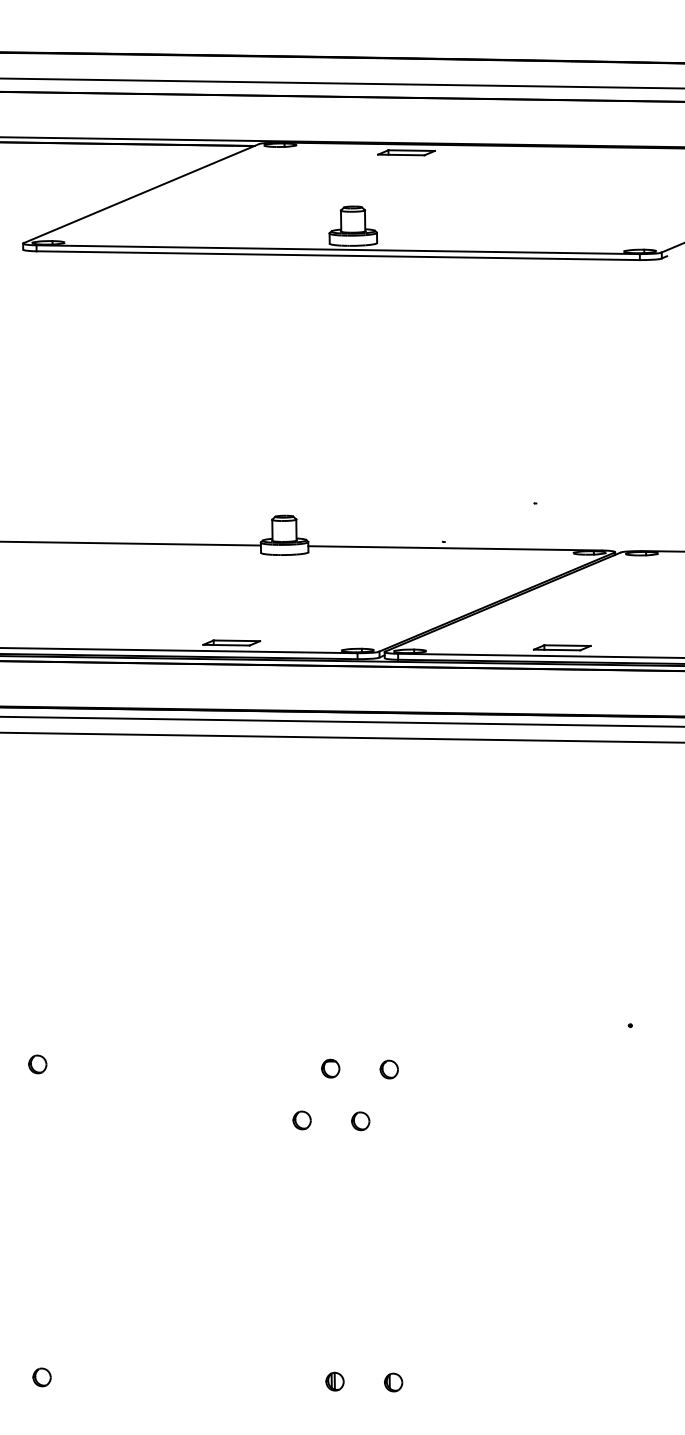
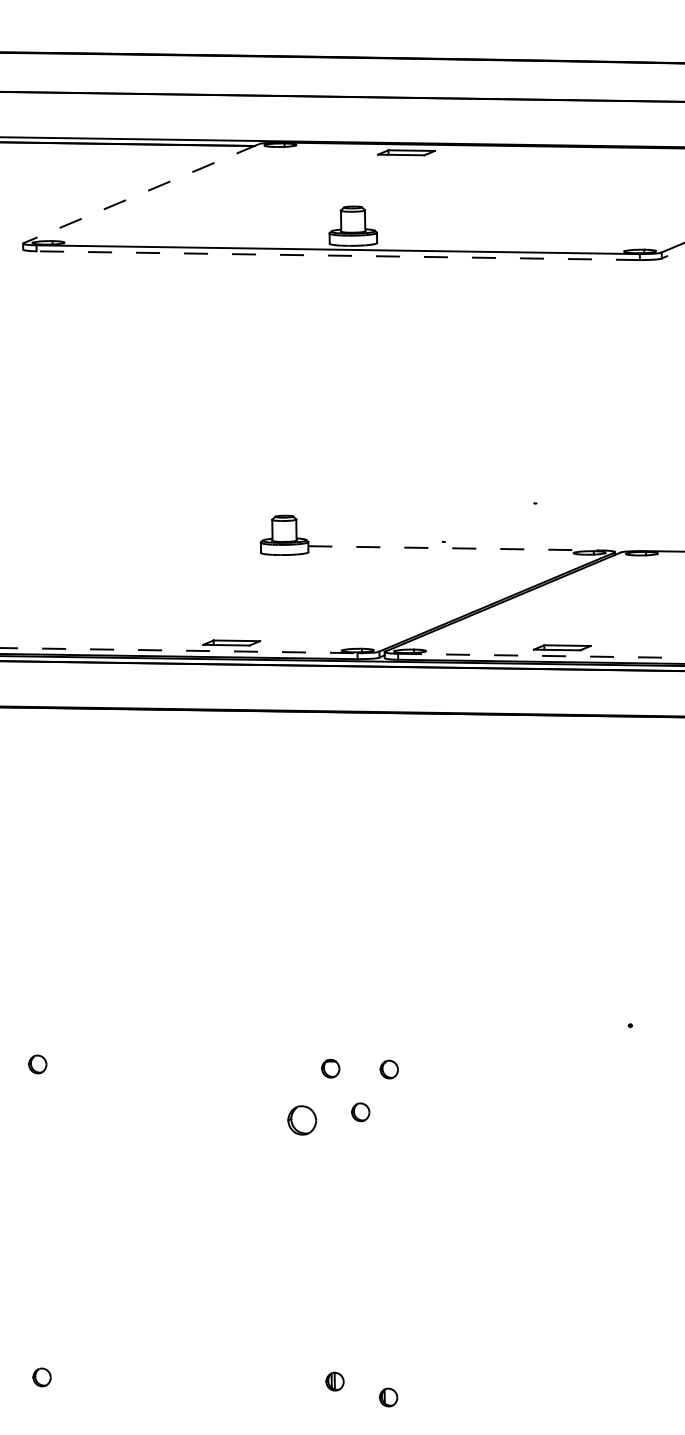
line: present -> none (341, 83)
line: solid -> dashed (140, 193)
line: solid -> dashed (338, 255)
line: present -> none (131, 543)
line: solid -> dashed (454, 548)
line: solid -> dashed (179, 650)
line: solid -> dashed (541, 655)
line: present -> none (341, 721)
line: present -> none (341, 737)
part size: 20x21 px -> 31x31 px (302, 1120)
part position: (360, 1121) -> (360, 1112) (360, 1112)
part position: (393, 1382) -> (388, 1397) (388, 1397)
